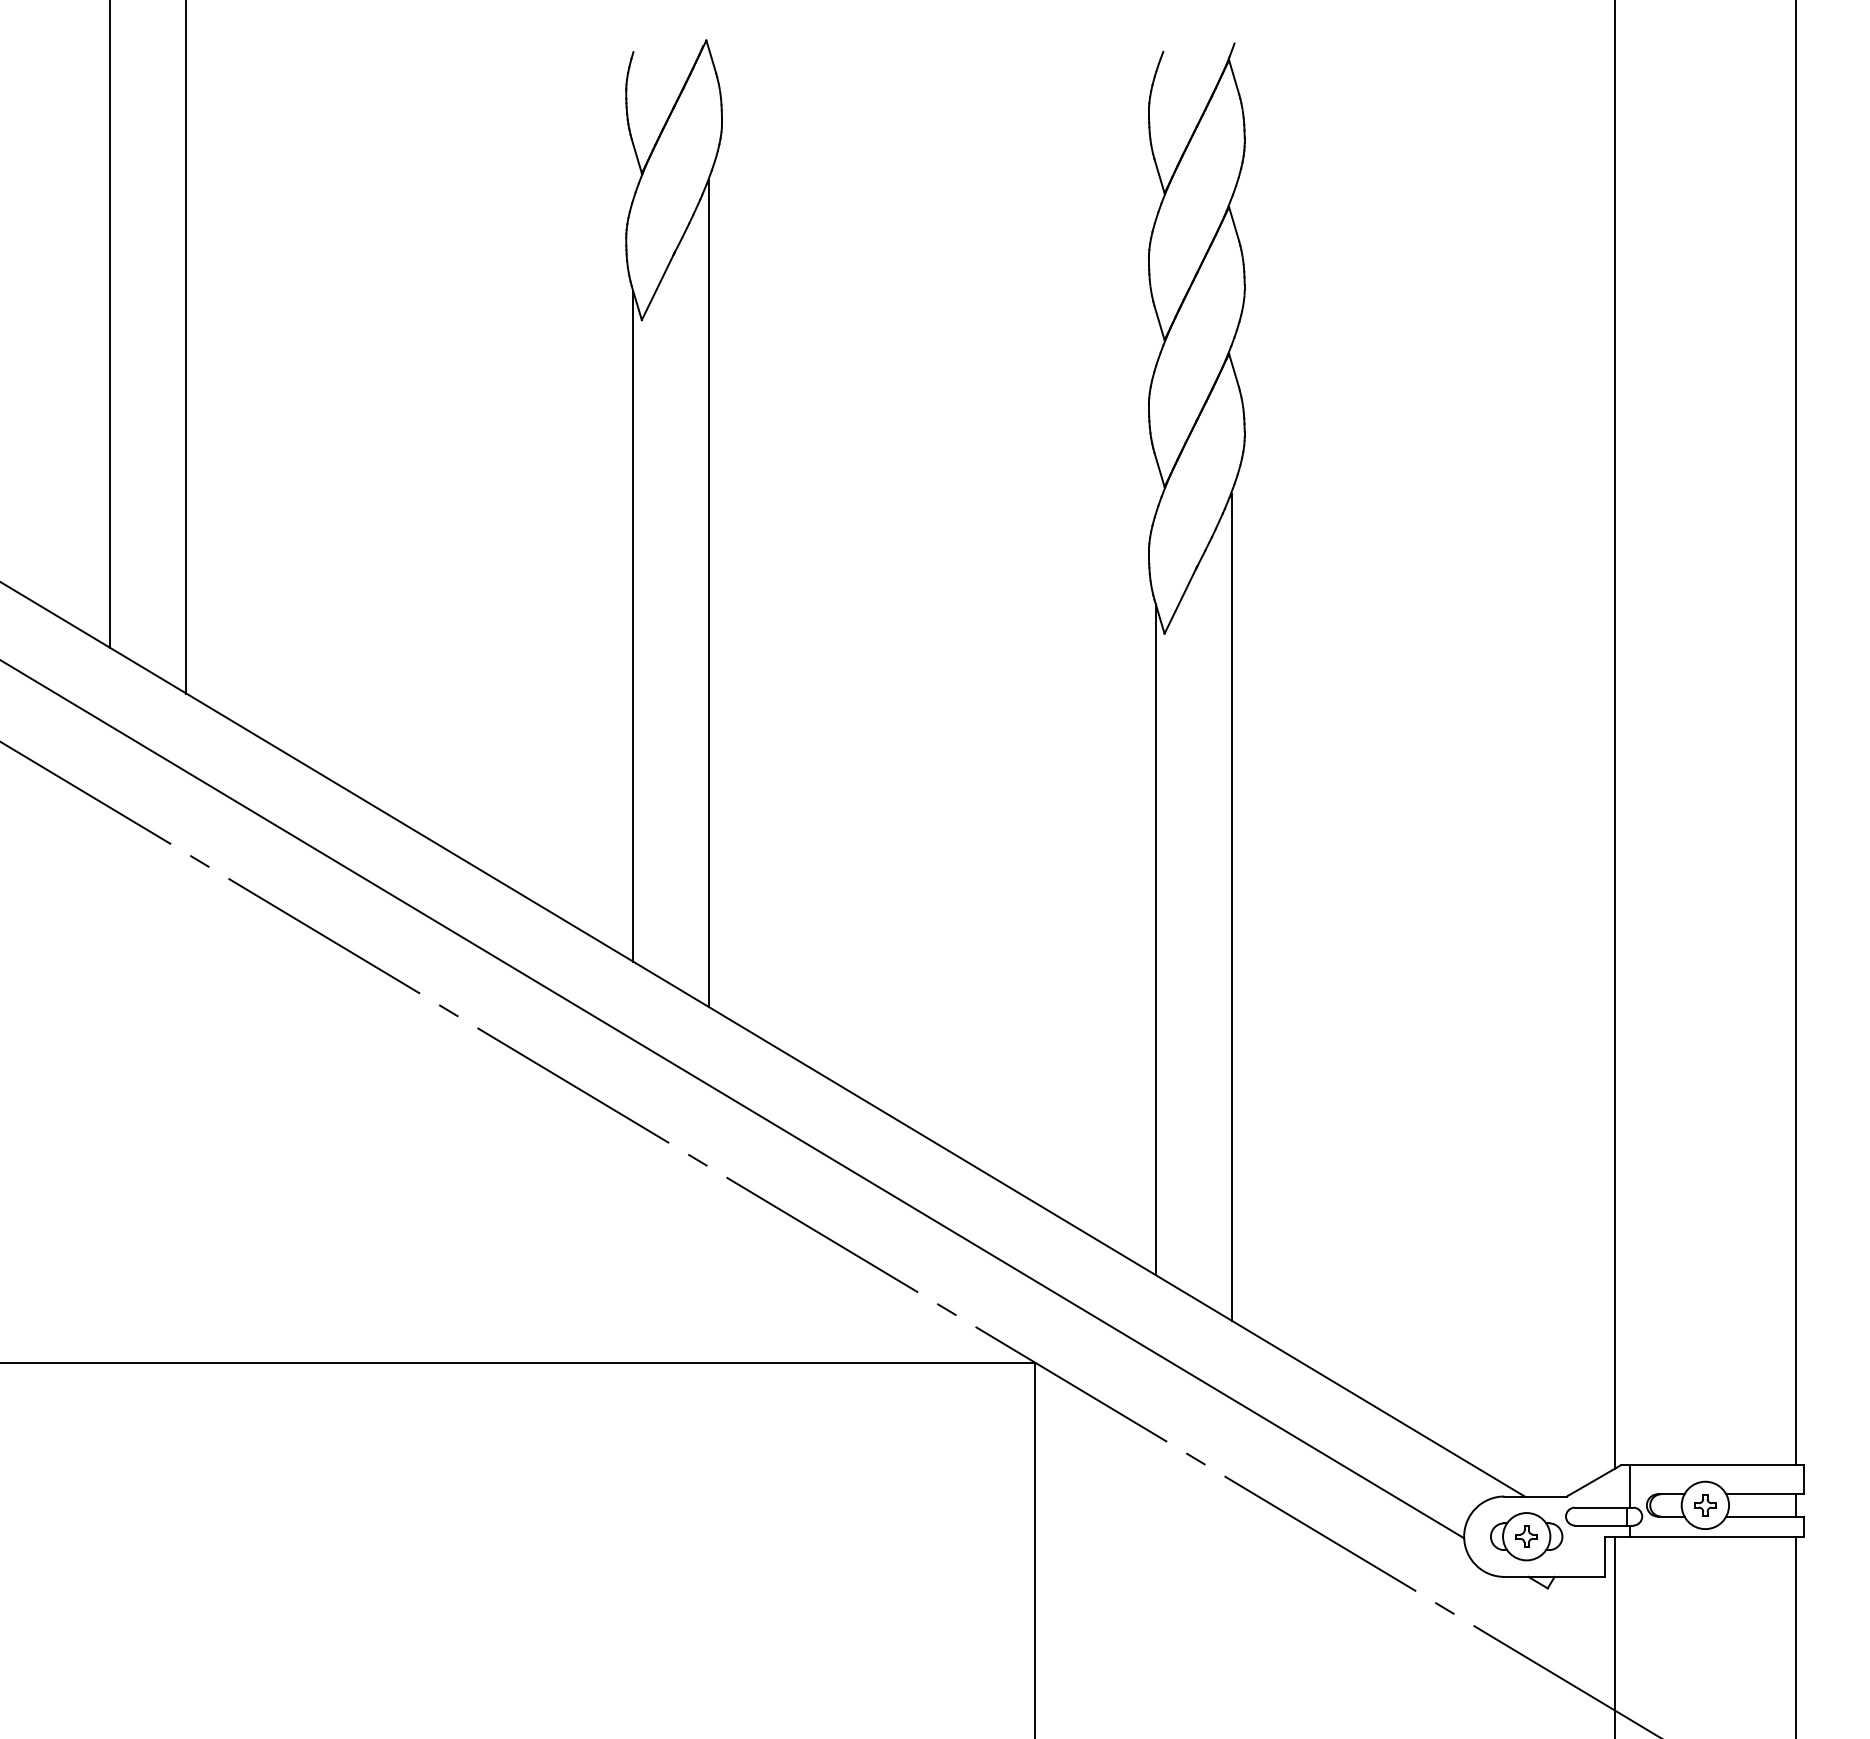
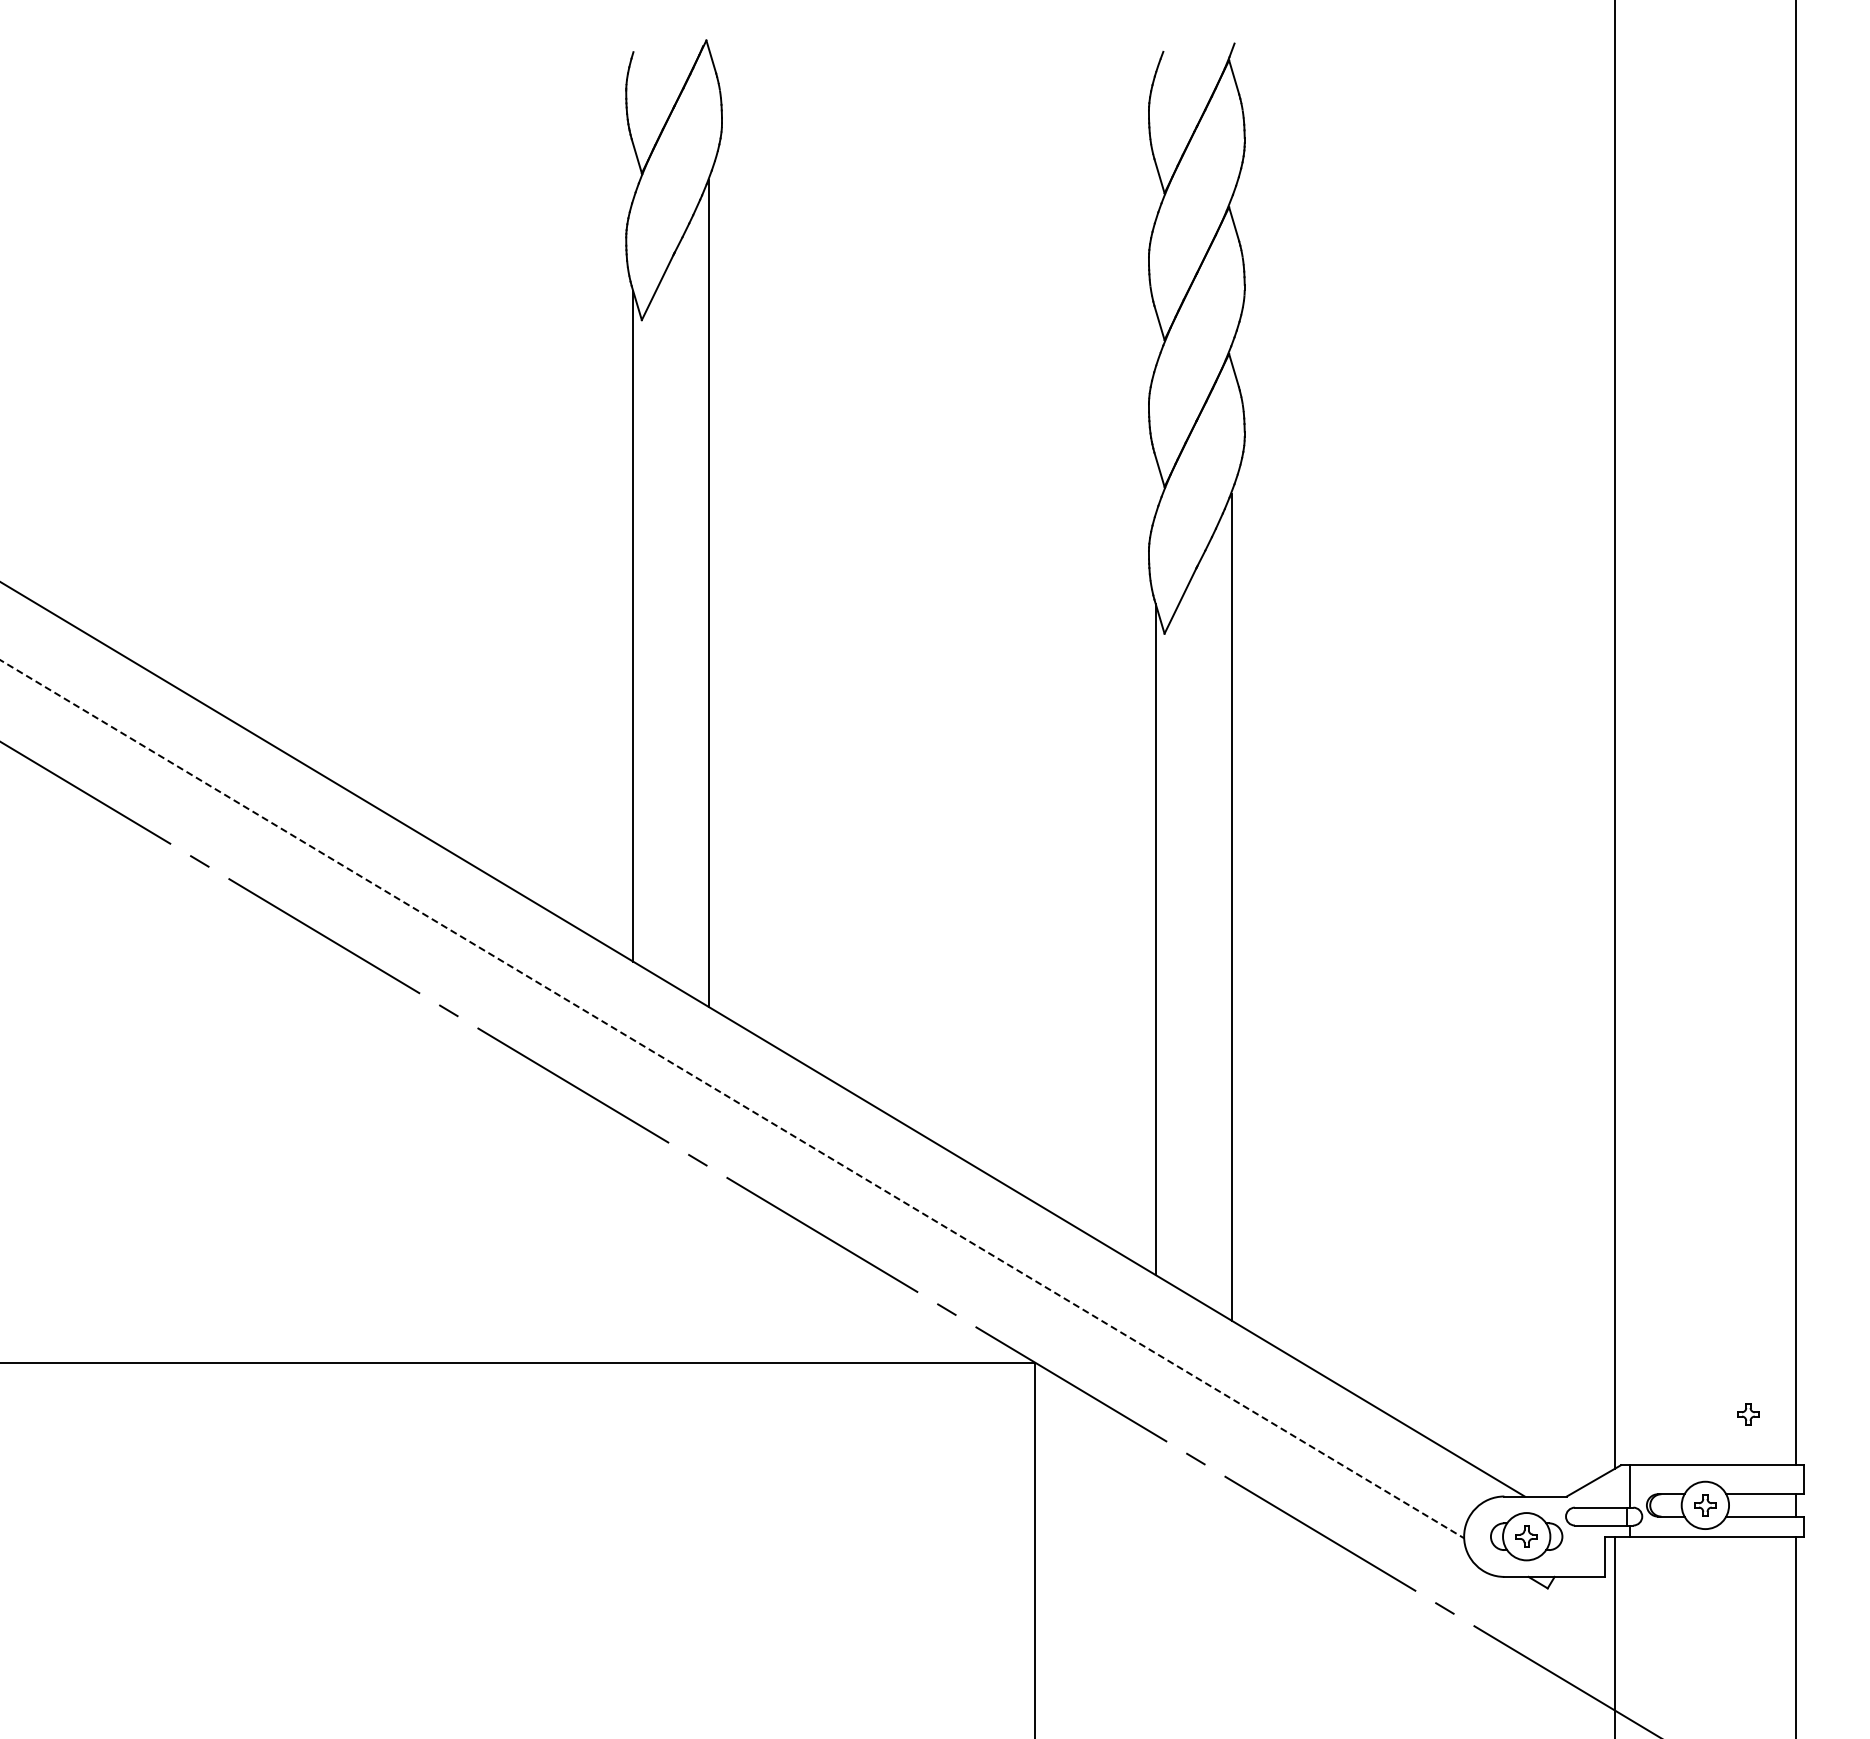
line: present -> none (110, 324)
line: present -> none (186, 347)
line: solid -> dashed (732, 1099)
part: none -> present (1748, 1414)
